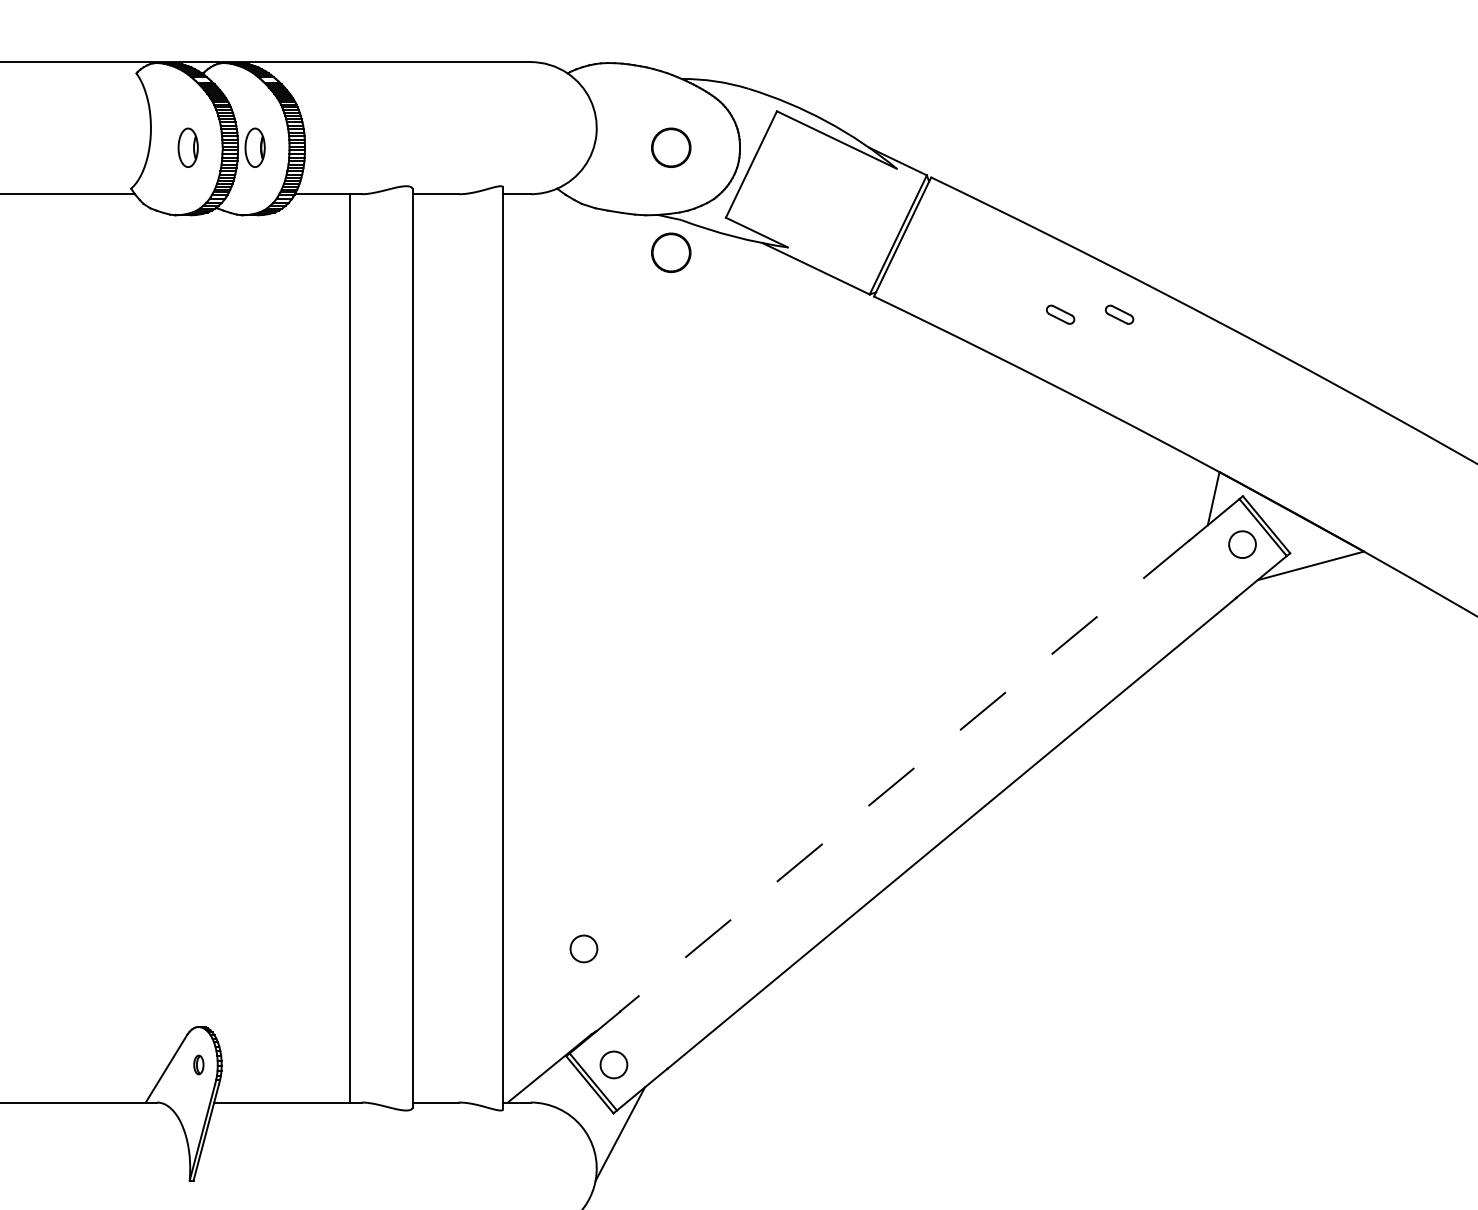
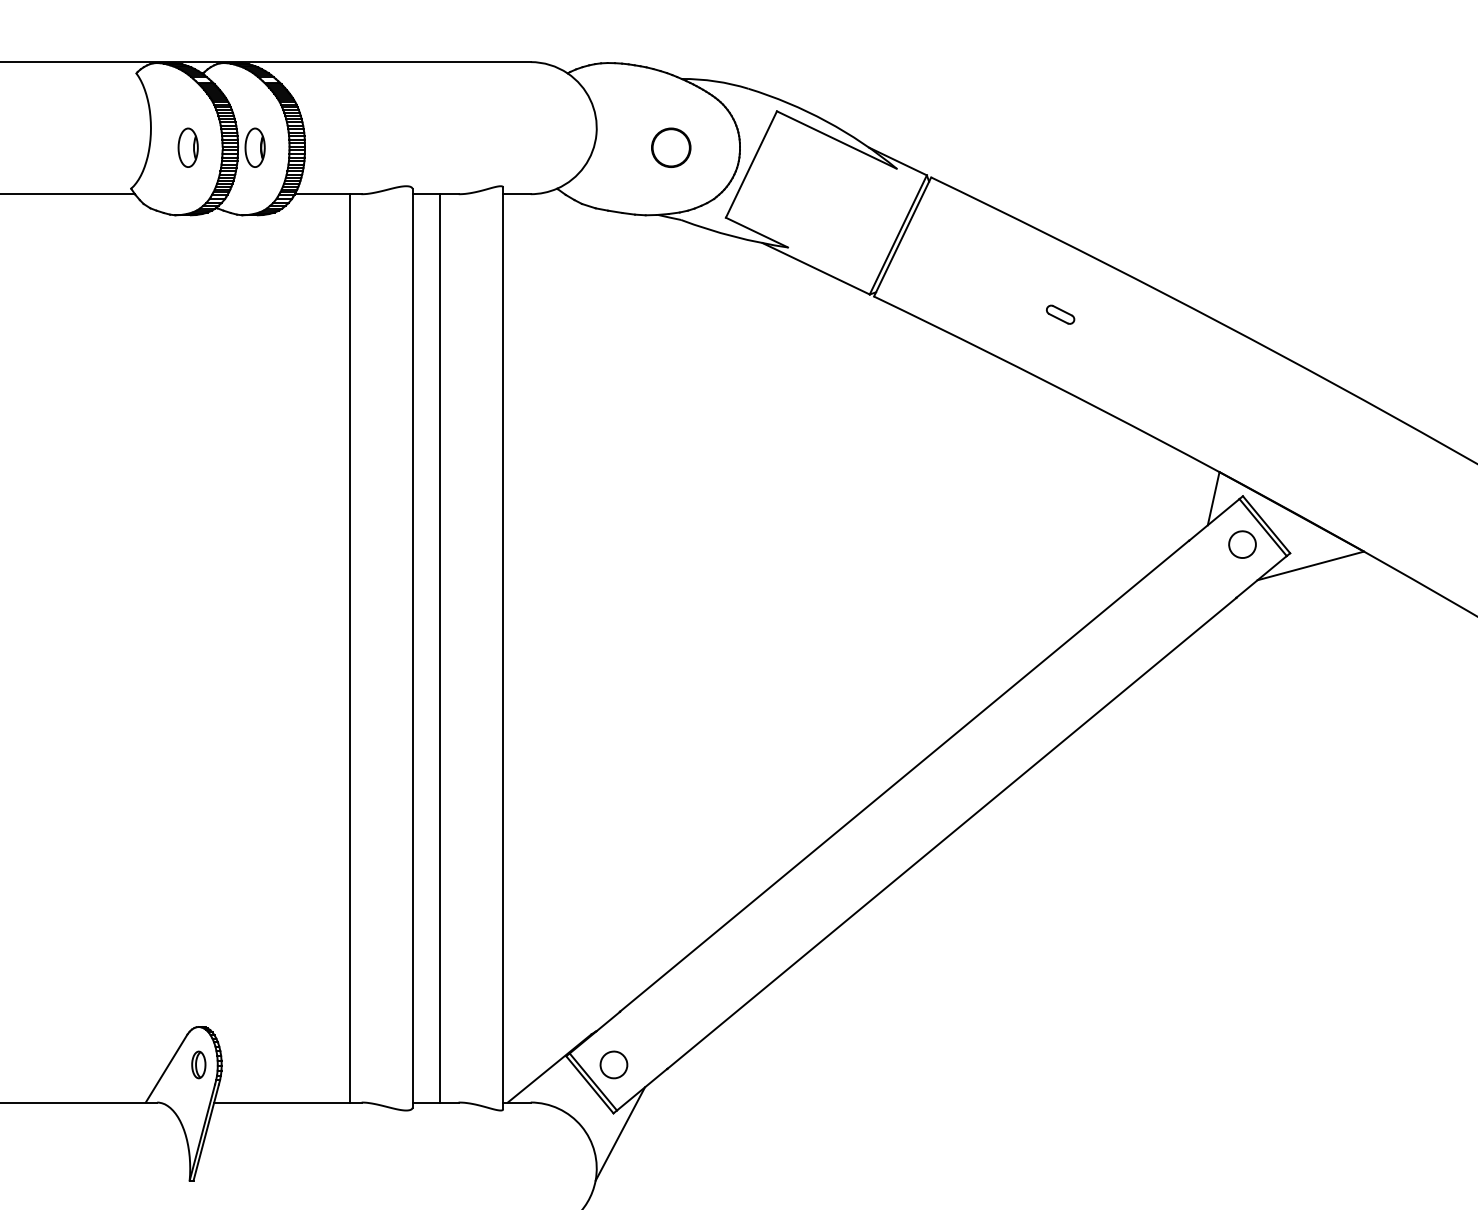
circle: present -> none (671, 252)
part: present -> none (1119, 314)
line: none -> present (440, 648)
line: dashed -> solid (904, 776)
part: present -> none (583, 948)
part size: 12x22 px -> 16x30 px (198, 1064)
